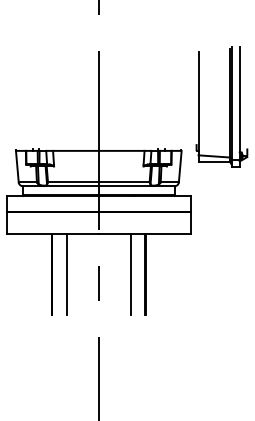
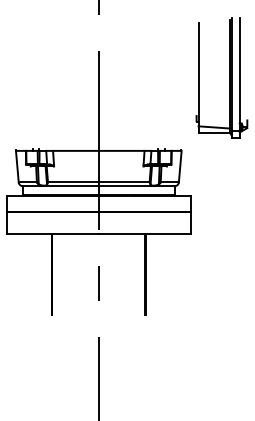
part position: (229, 106) -> (229, 77) (229, 77)
line: present -> none (66, 273)
line: present -> none (130, 273)
